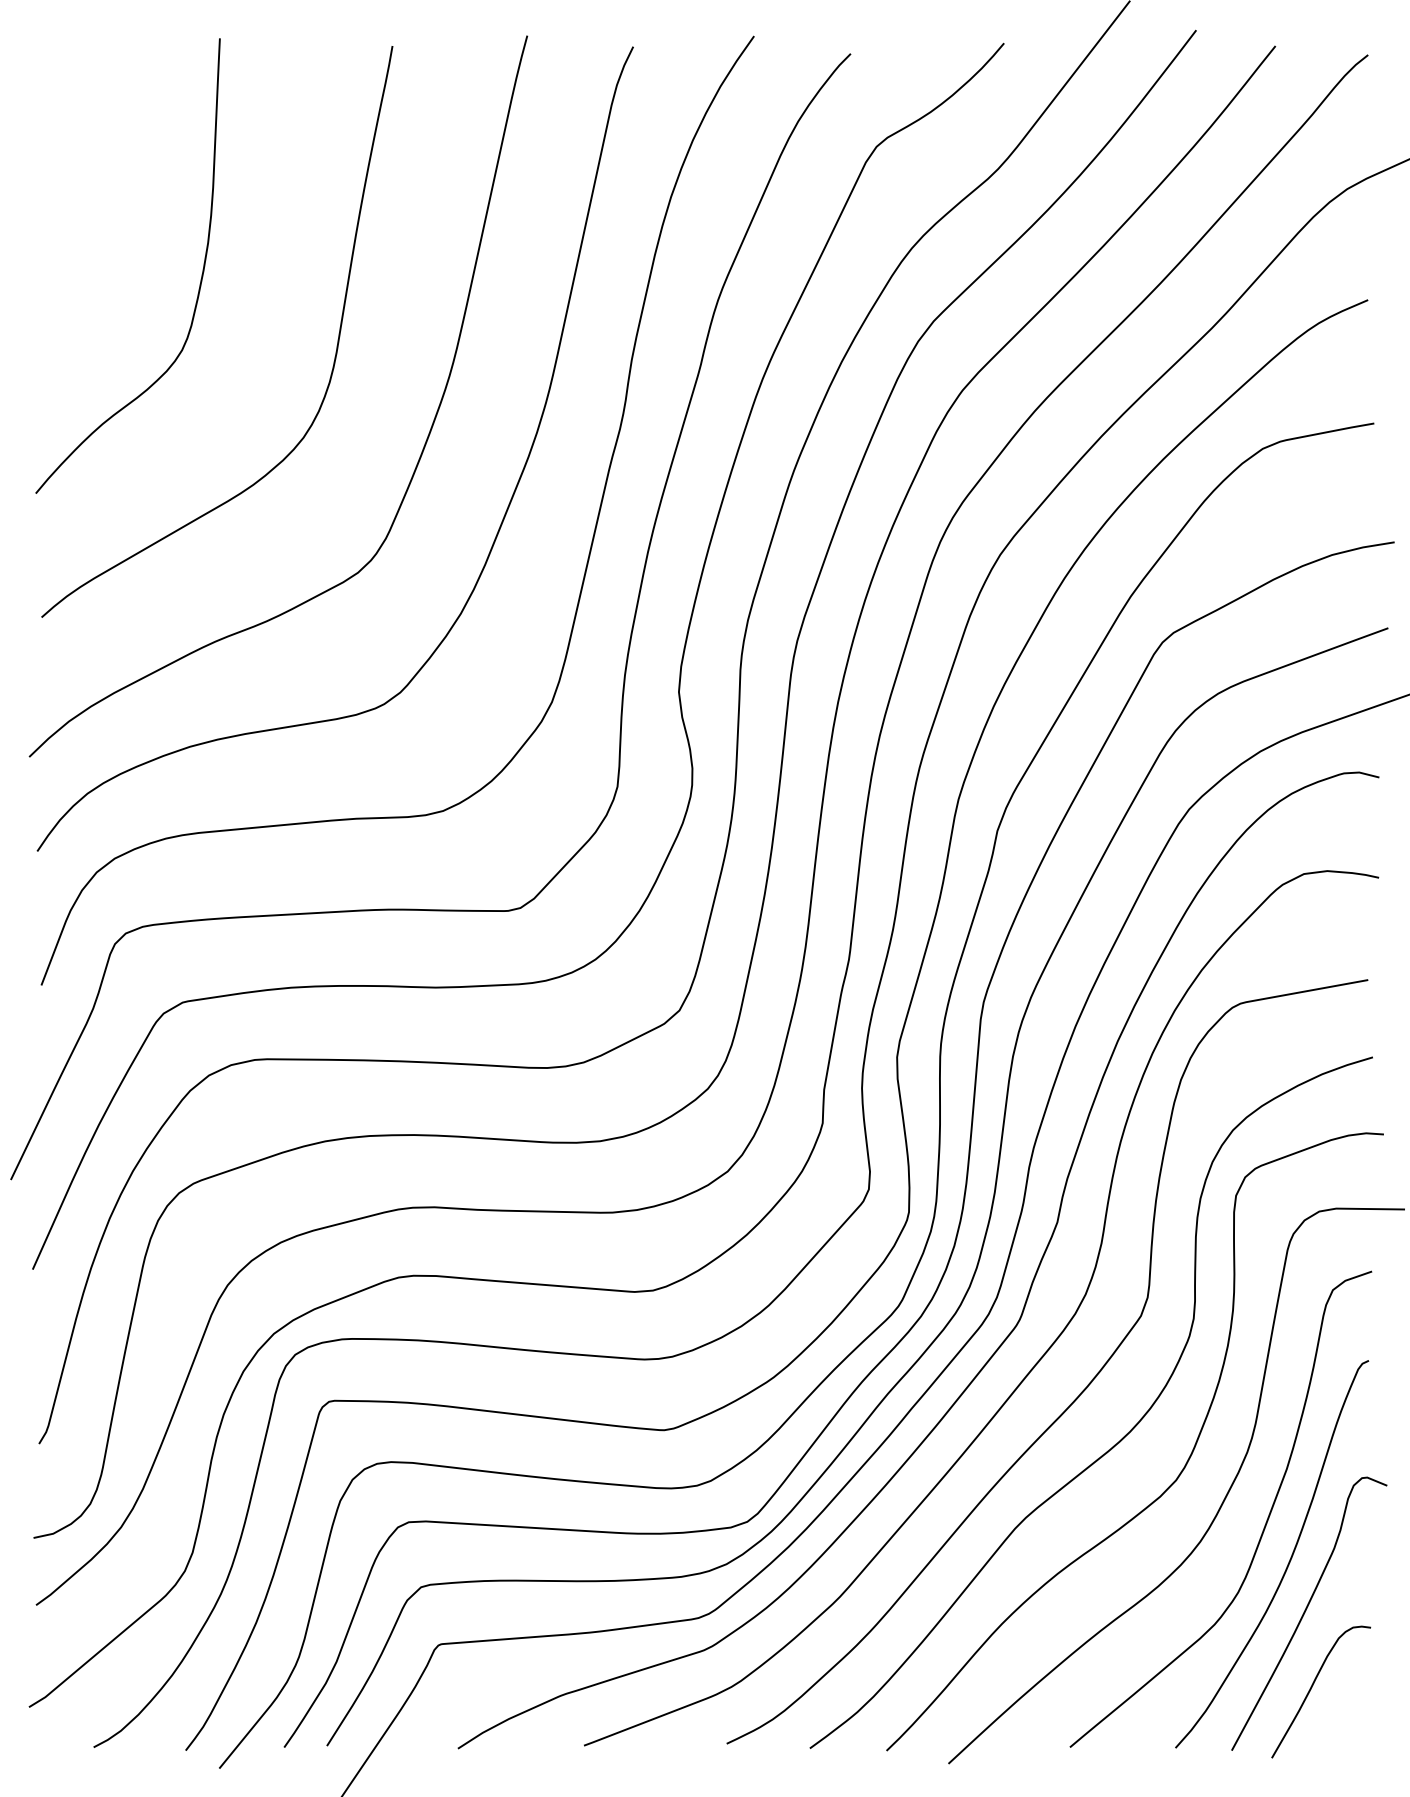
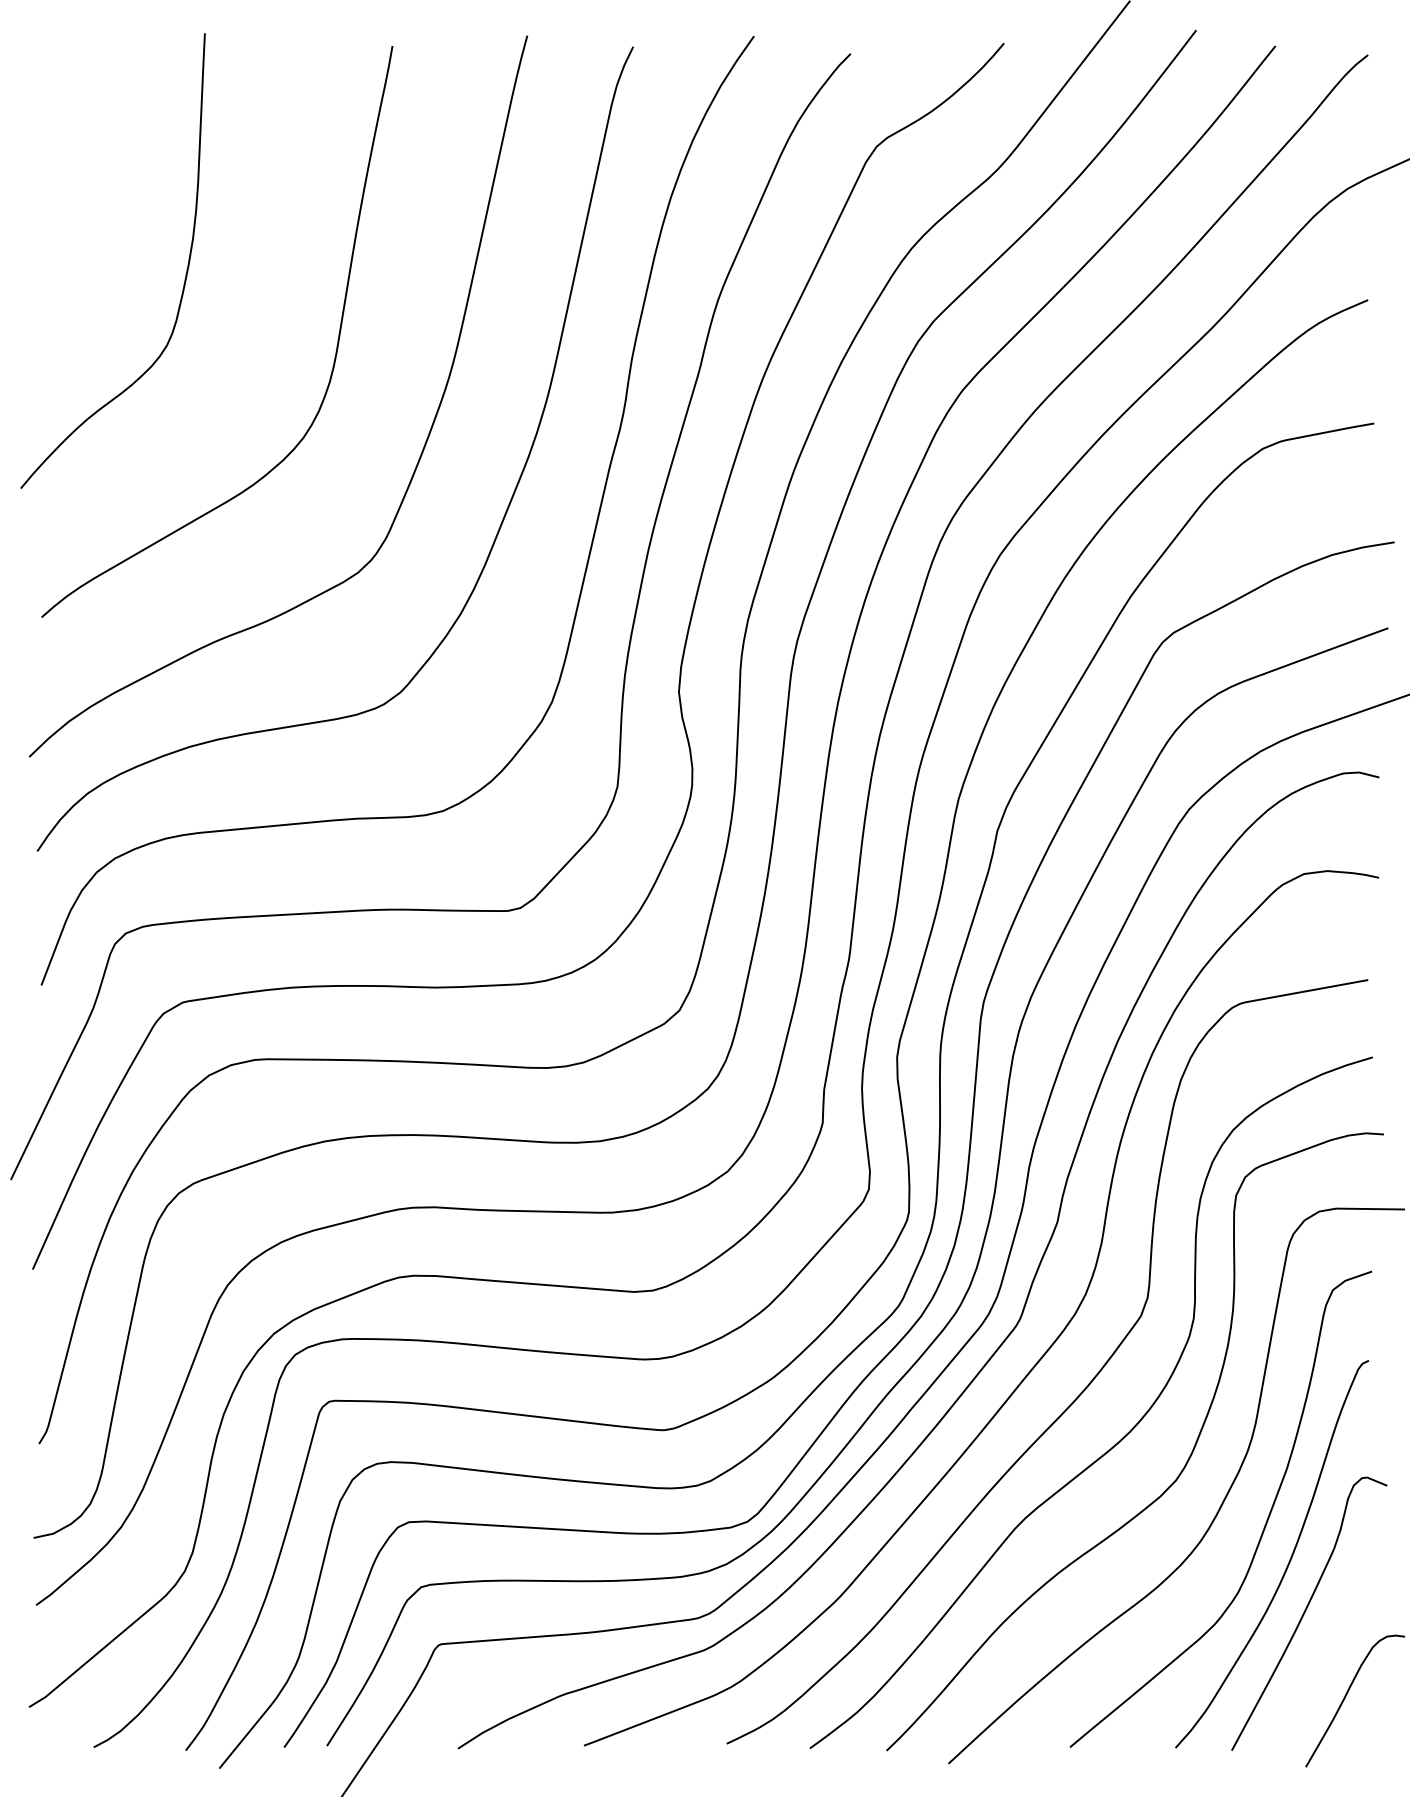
curve position: (200, 279) -> (185, 274) (185, 274)
curve position: (1312, 1687) -> (1346, 1696) (1346, 1696)
